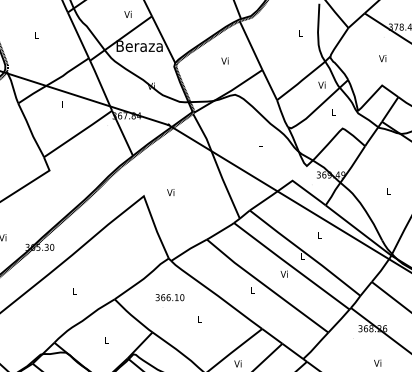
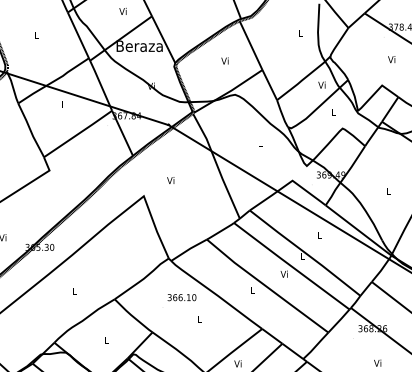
text position: (127, 14) -> (122, 11) (122, 11)
text position: (382, 58) -> (391, 59) (391, 59)
text position: (170, 192) -> (170, 180) (170, 180)
text position: (169, 297) -> (181, 297) (181, 297)
